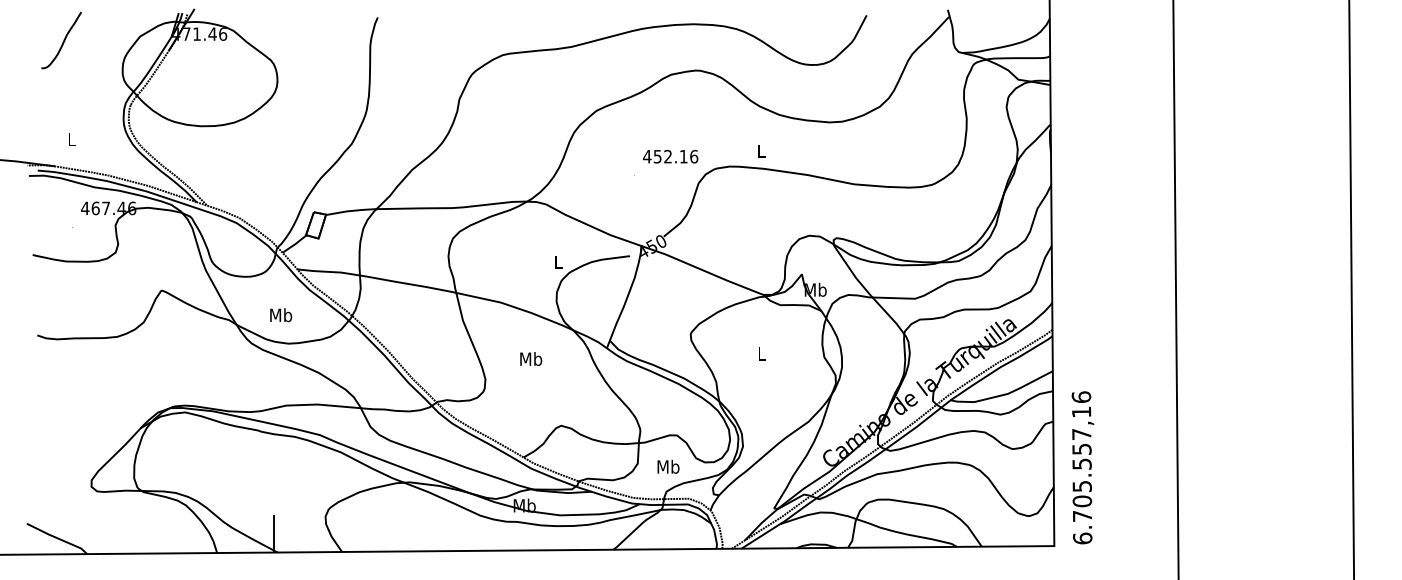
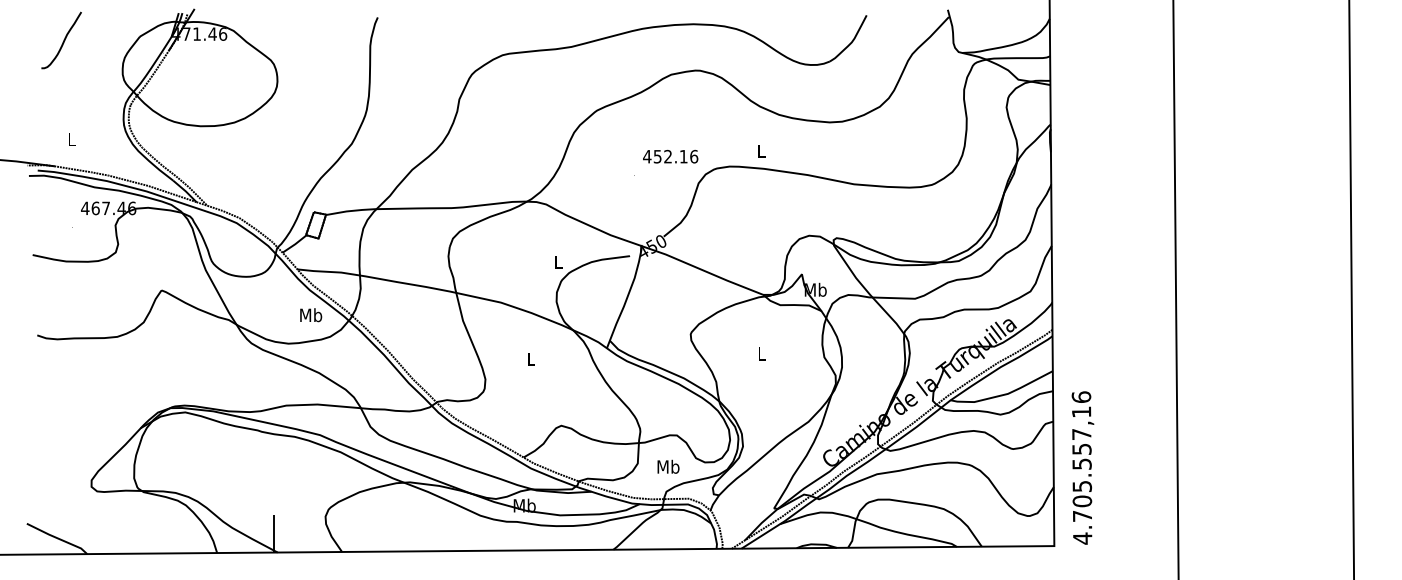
text position: (281, 315) -> (311, 315) (311, 315)
text: Mb -> L (531, 358)
text: 6.705.557,16 -> 4.705.557,16 (1082, 538)
